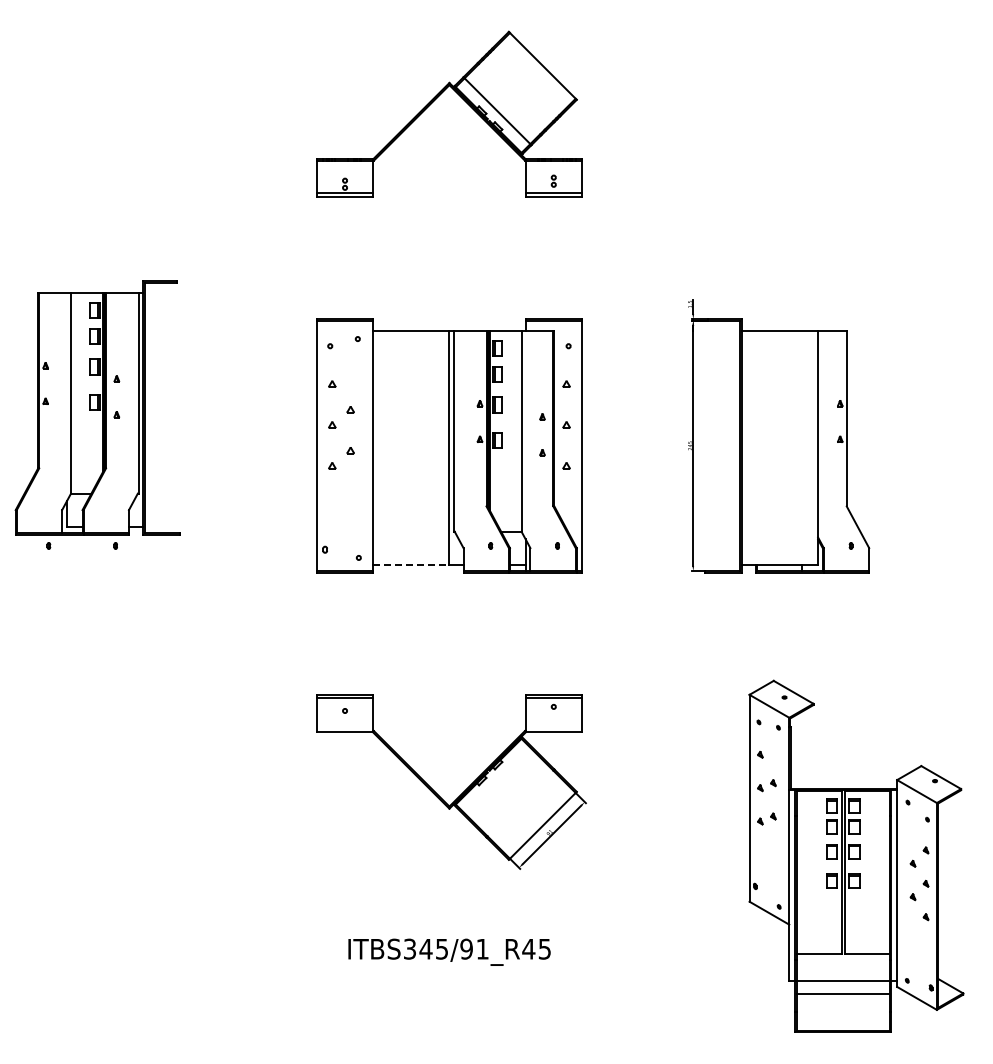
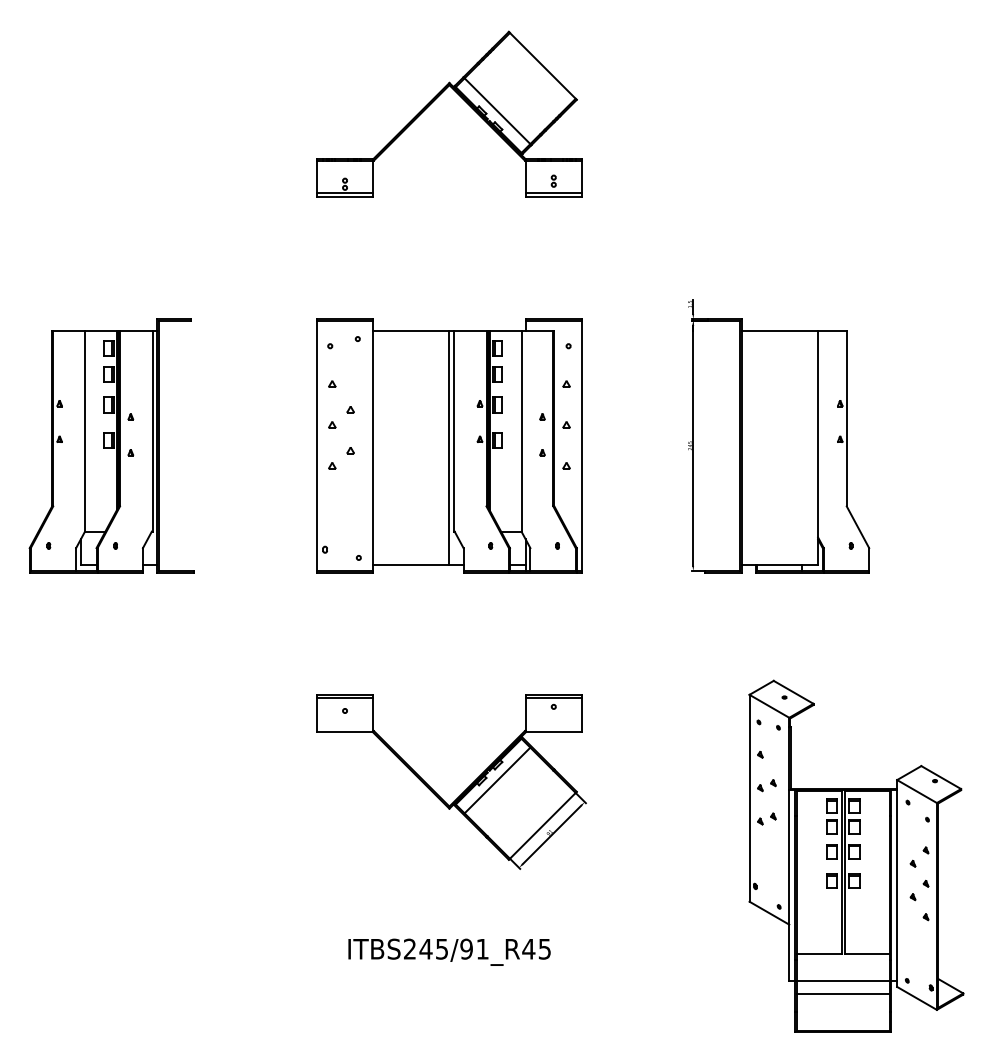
part position: (97, 407) -> (111, 445) (111, 445)
line: dashed -> solid (411, 565)
line: none -> present (497, 780)
text: ITBS345/91_R45 -> ITBS245/91_R45 (409, 949)
